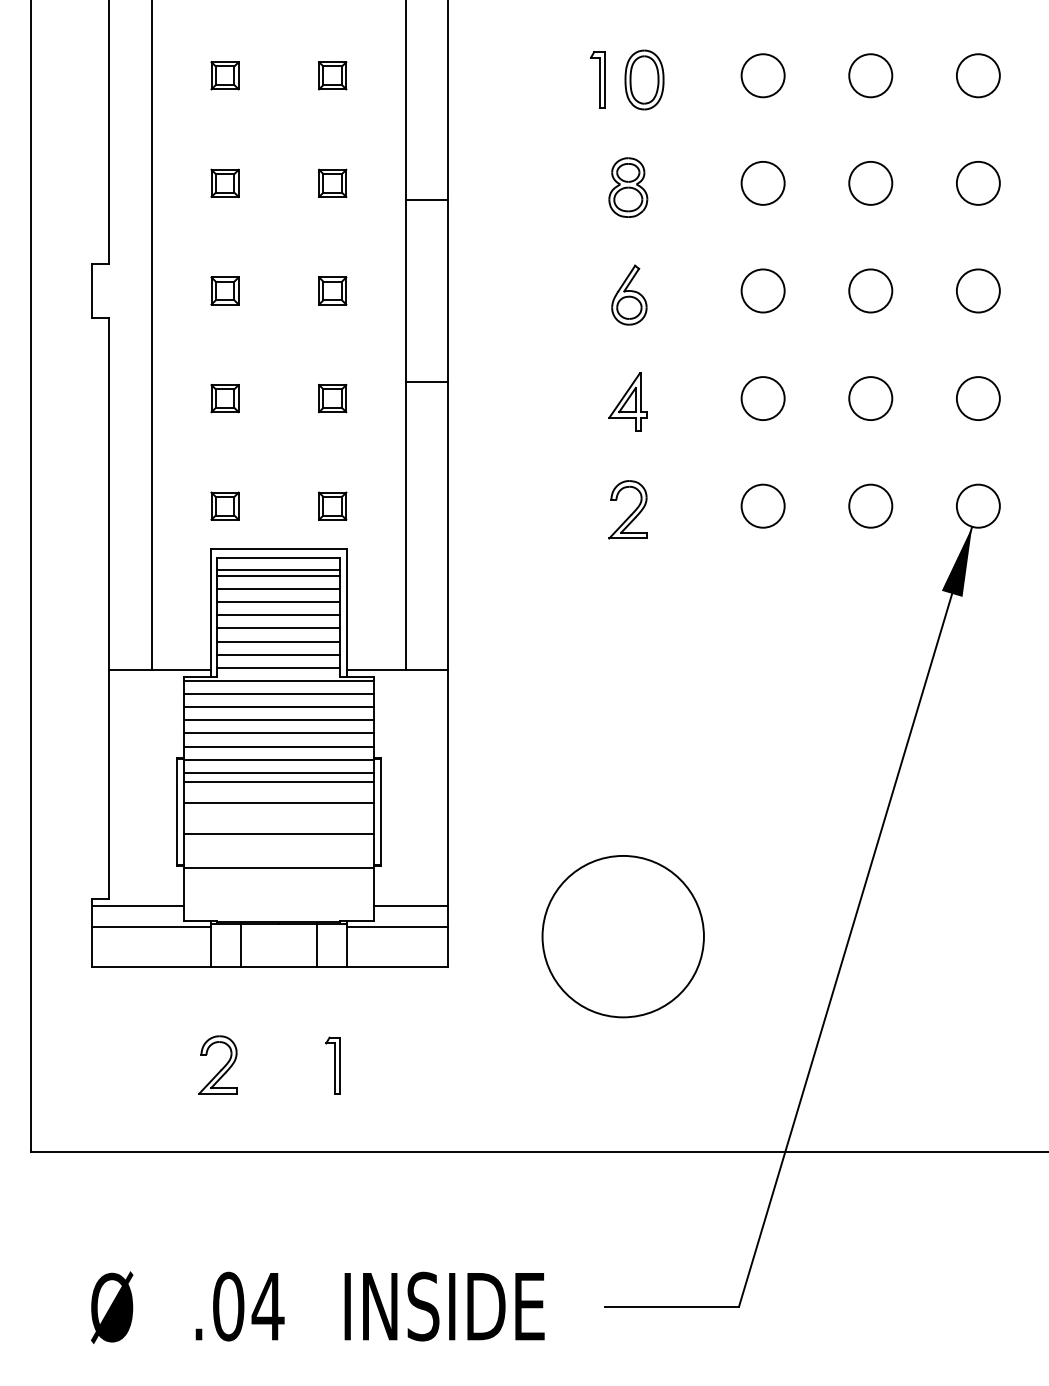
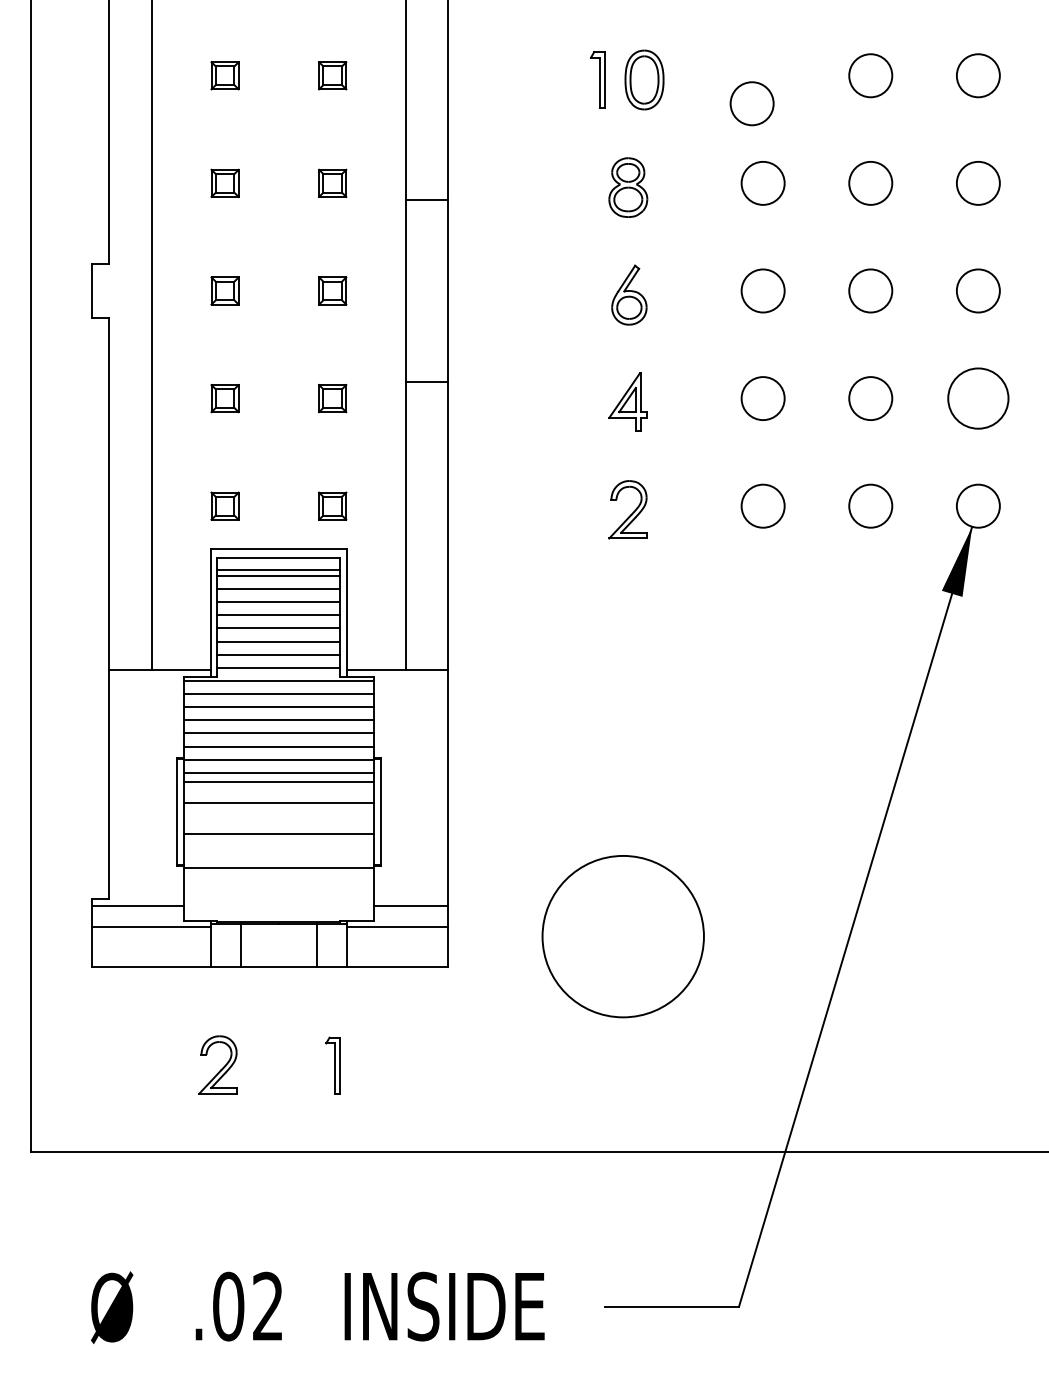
circle position: (762, 75) -> (751, 103) (751, 103)
circle diameter: 43 px -> 60 px (978, 398)
text: .04 -> .02 (267, 1305)
